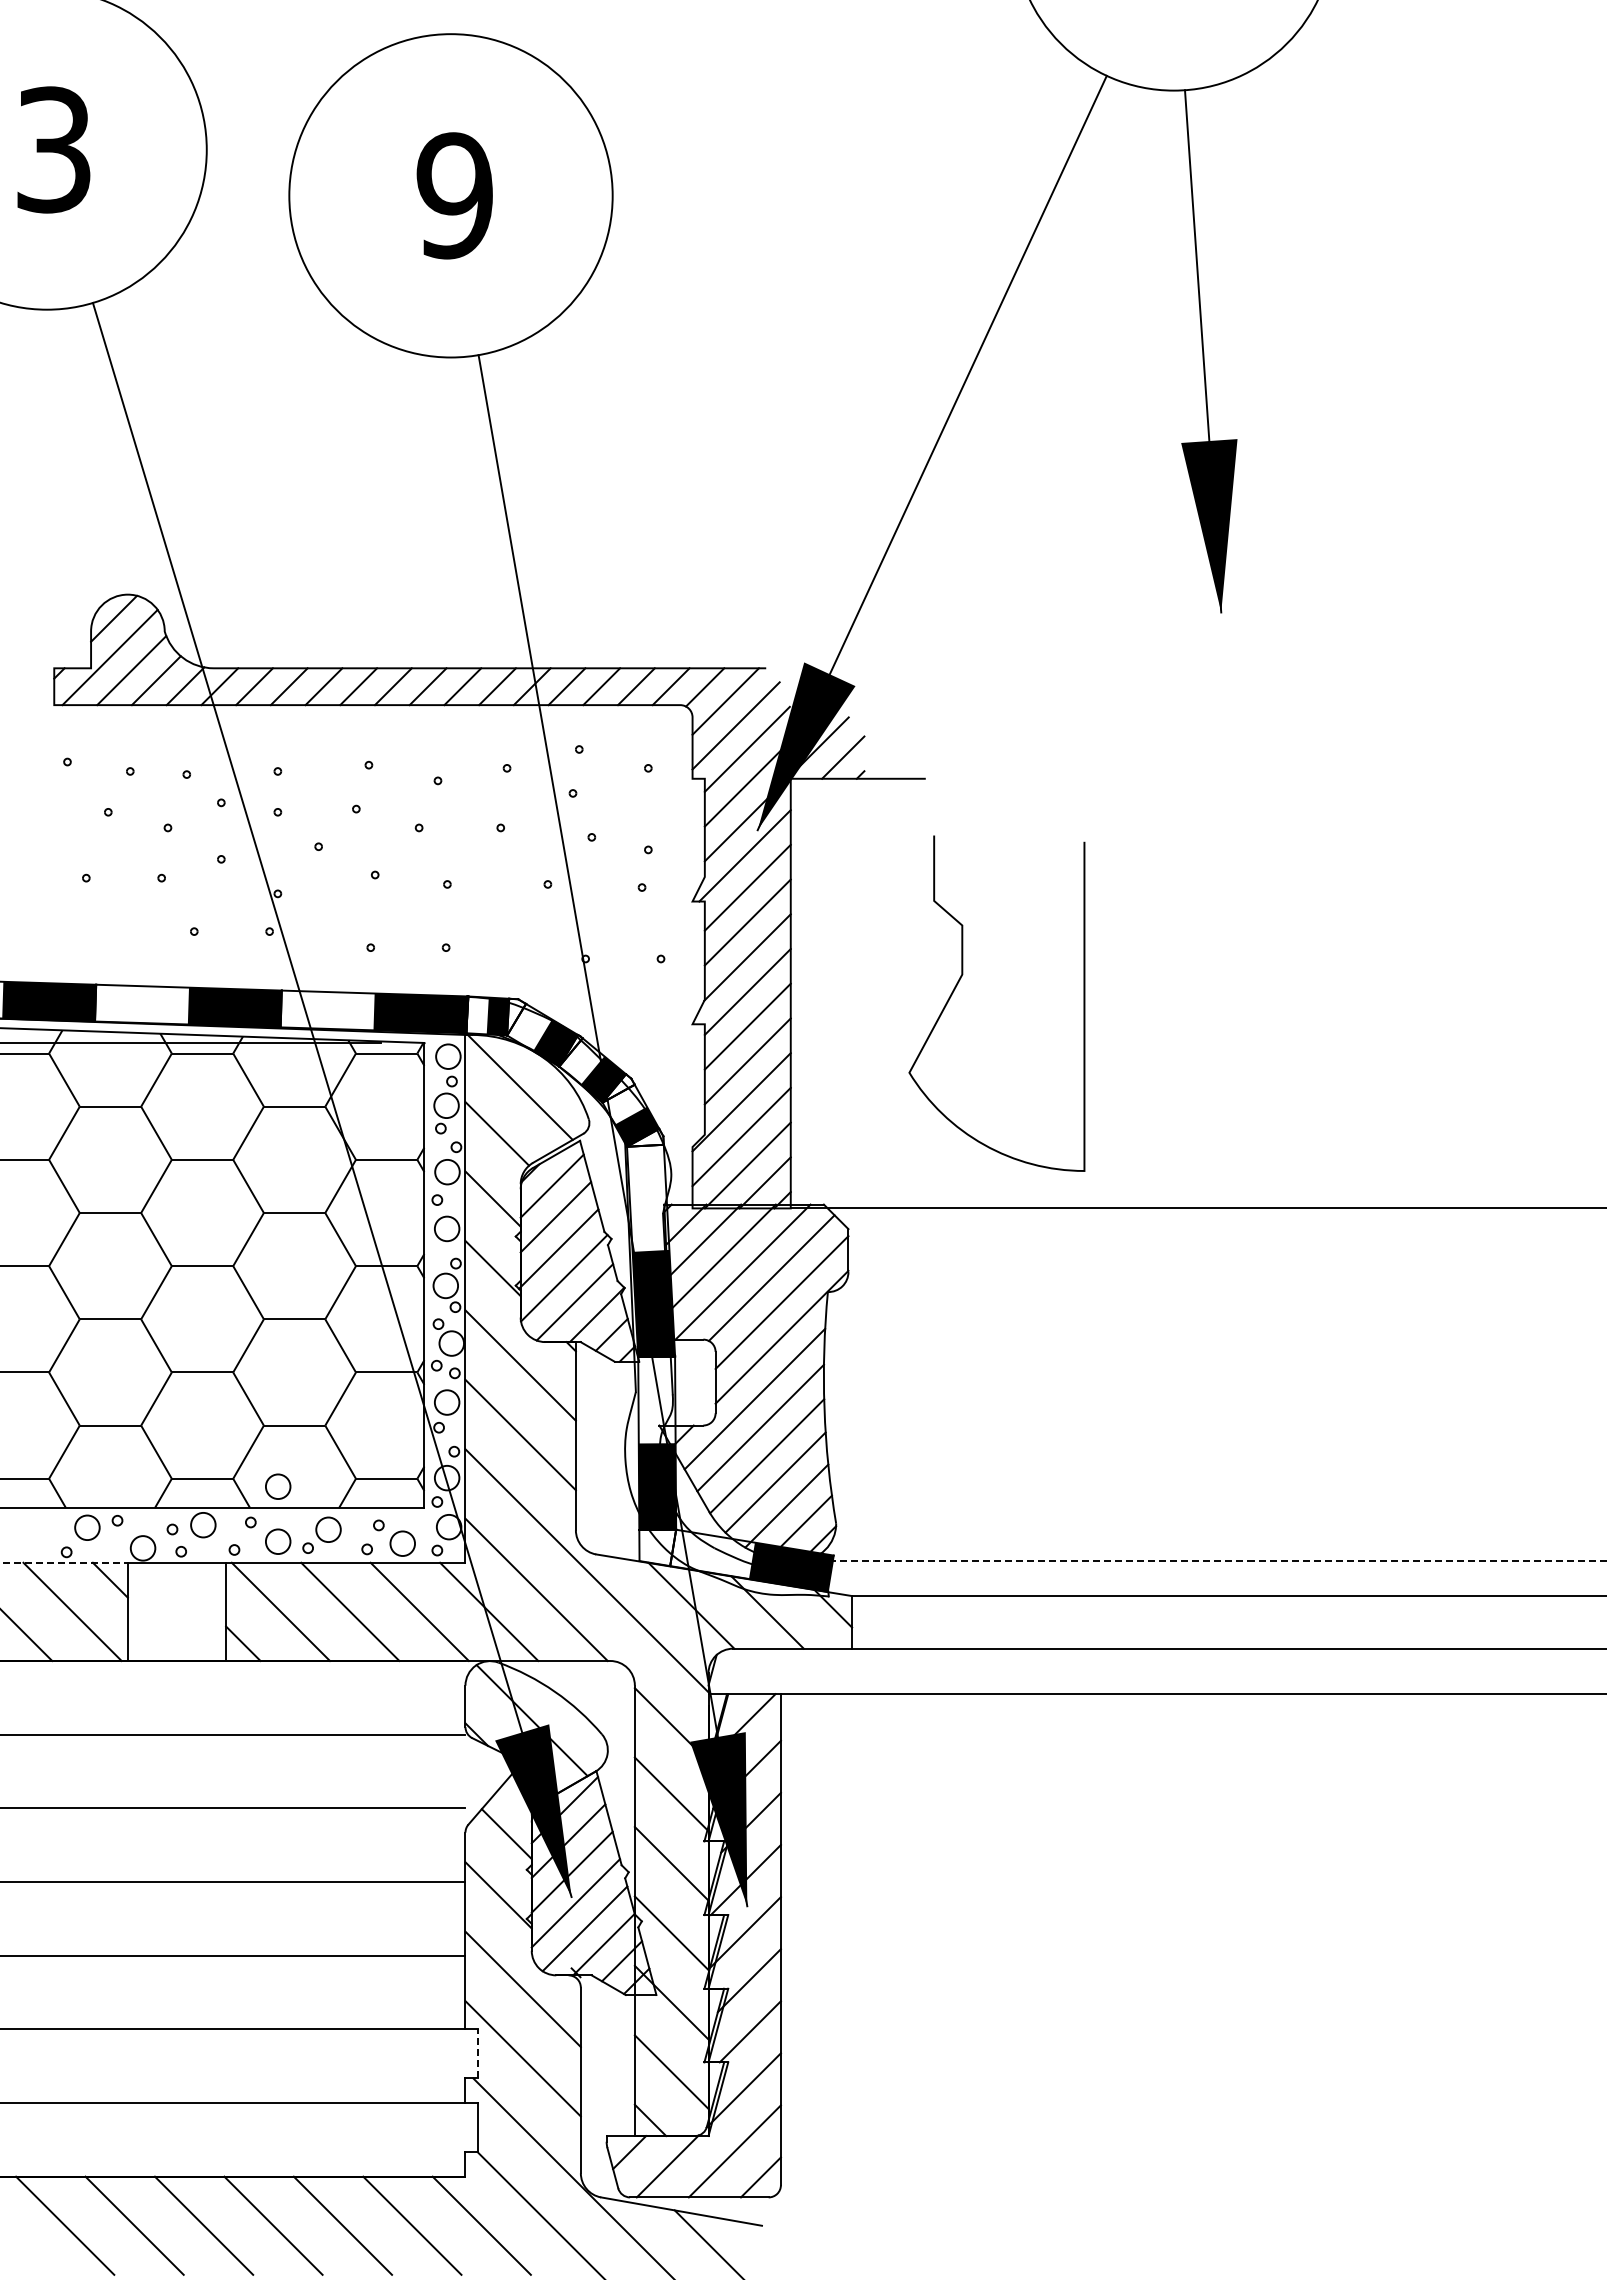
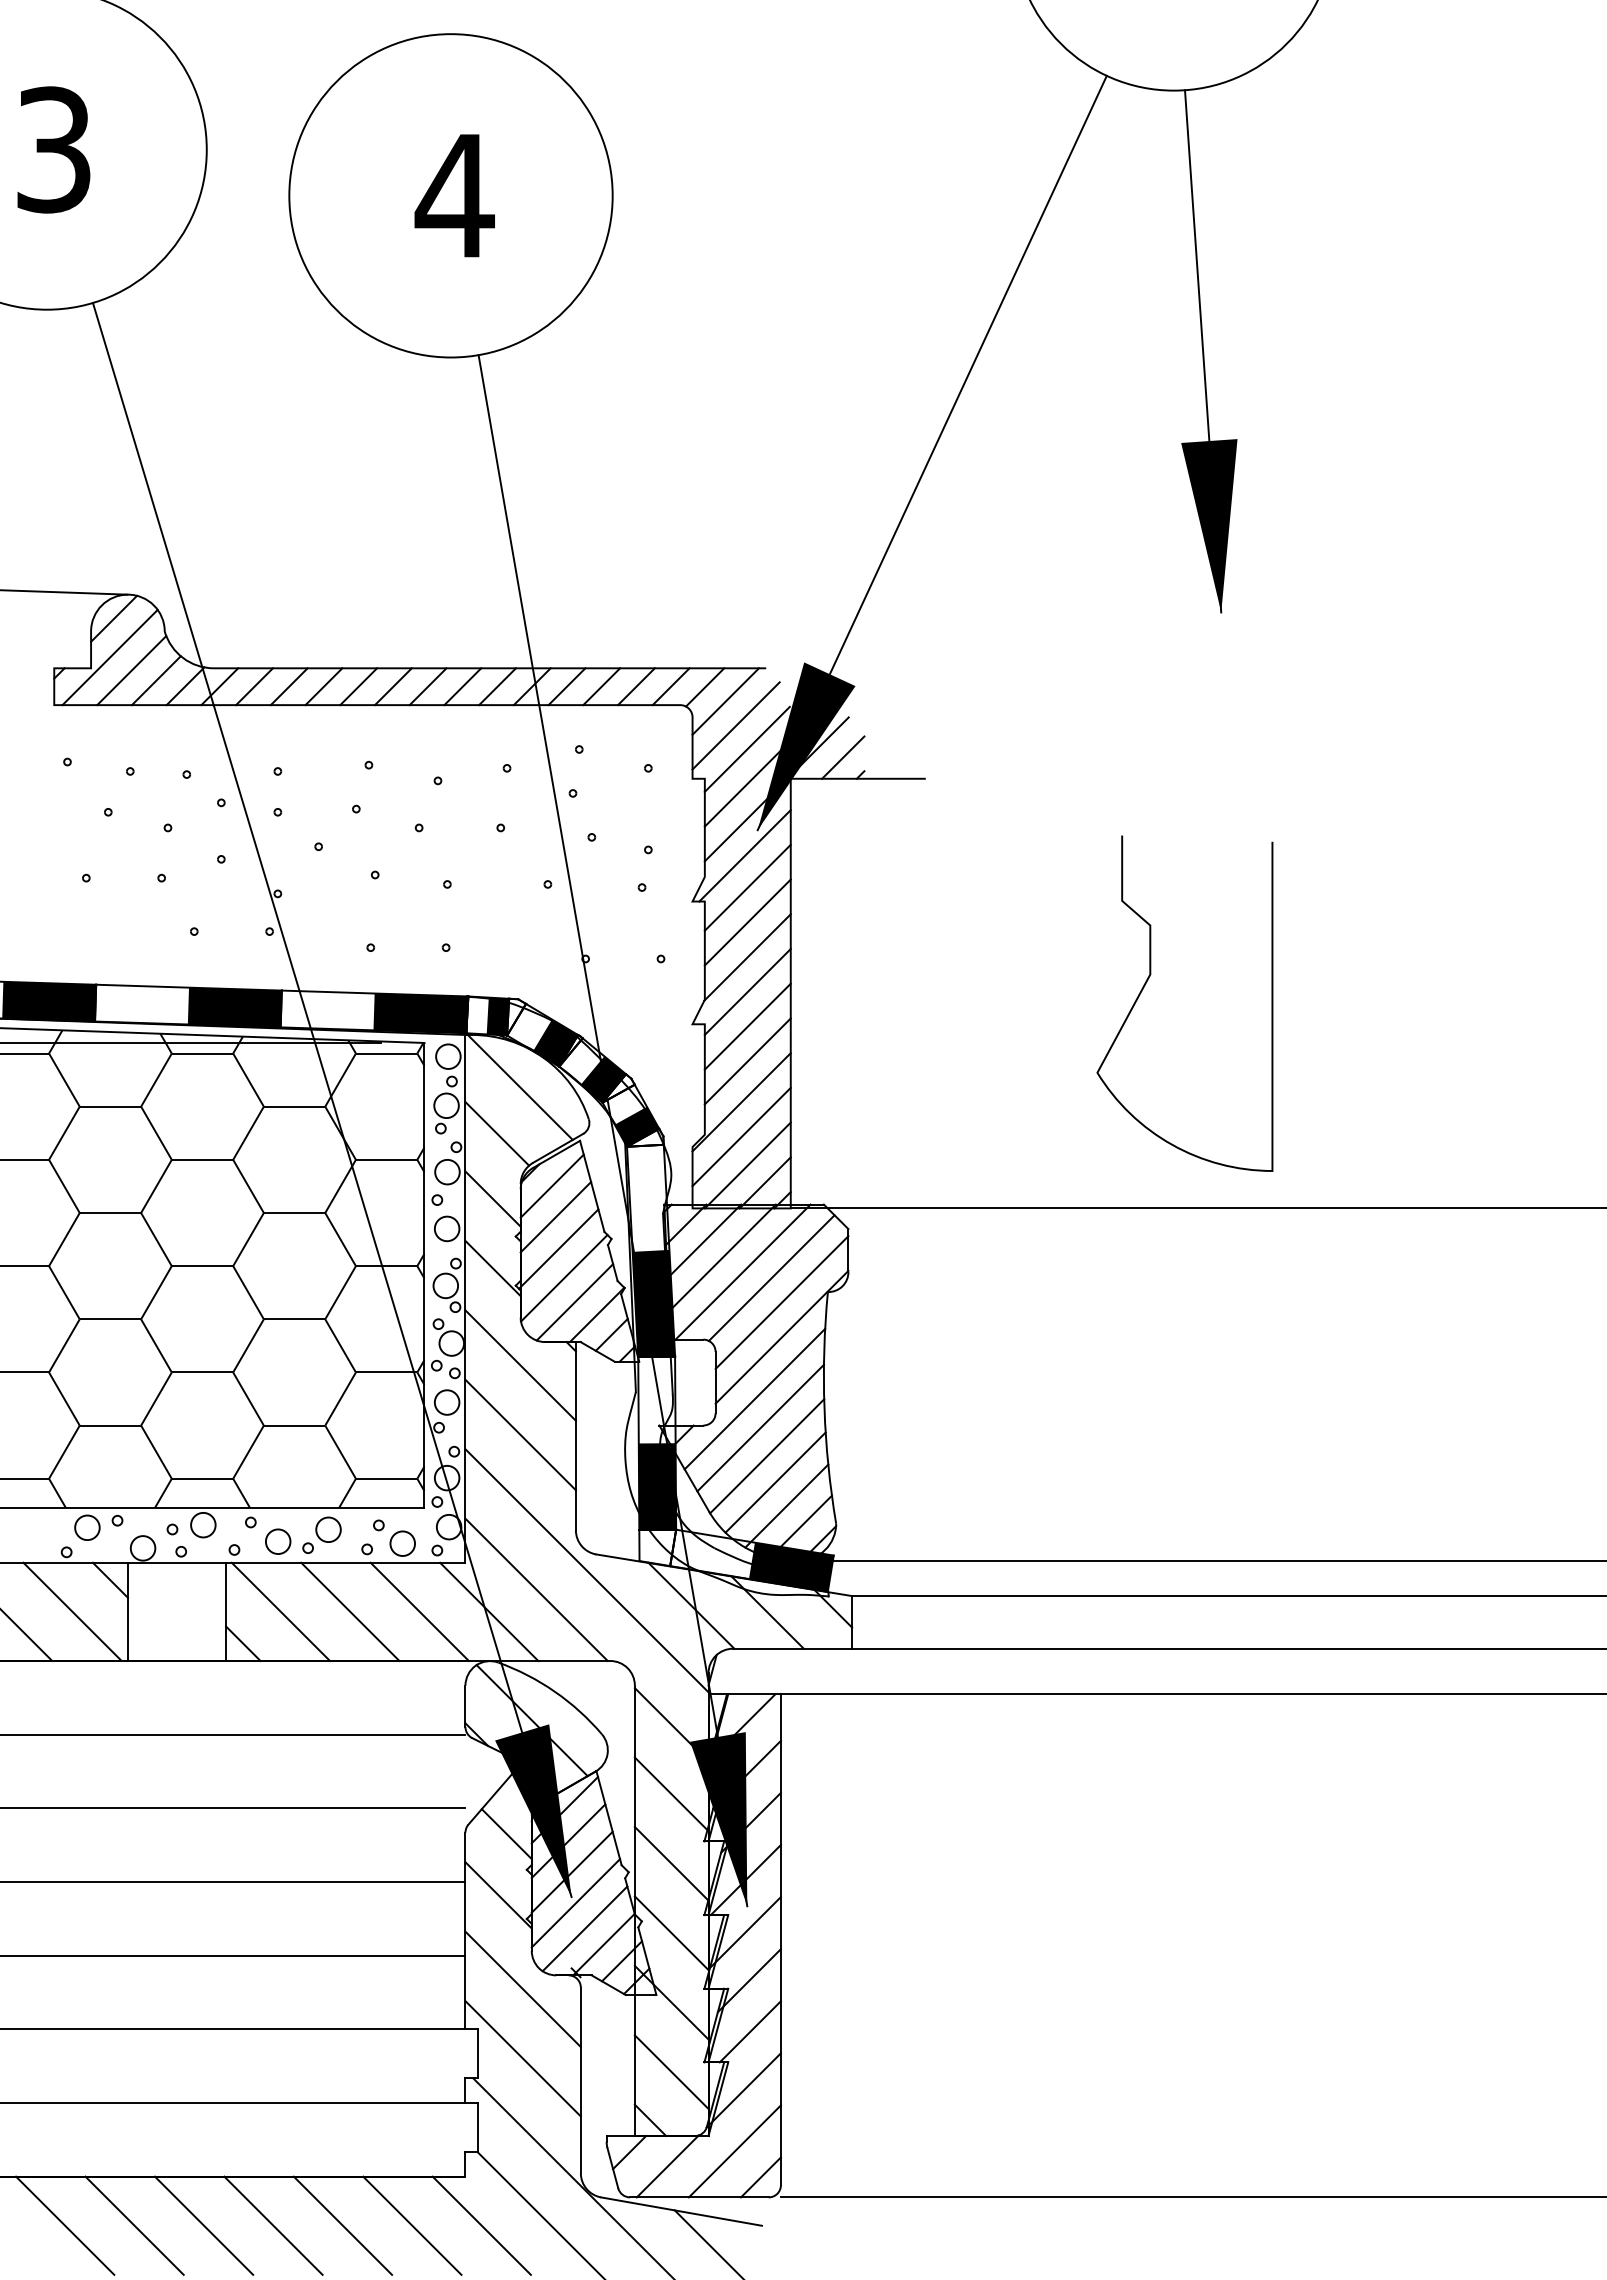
text: 9 -> 4 (454, 195)
line: none -> present (64, 592)
part position: (959, 982) -> (1147, 982) (1147, 982)
circle: present -> none (278, 1486)
line: dashed -> solid (1200, 1560)
line: dashed -> solid (64, 1562)
line: dashed -> solid (477, 2053)
line: none -> present (1191, 2197)
